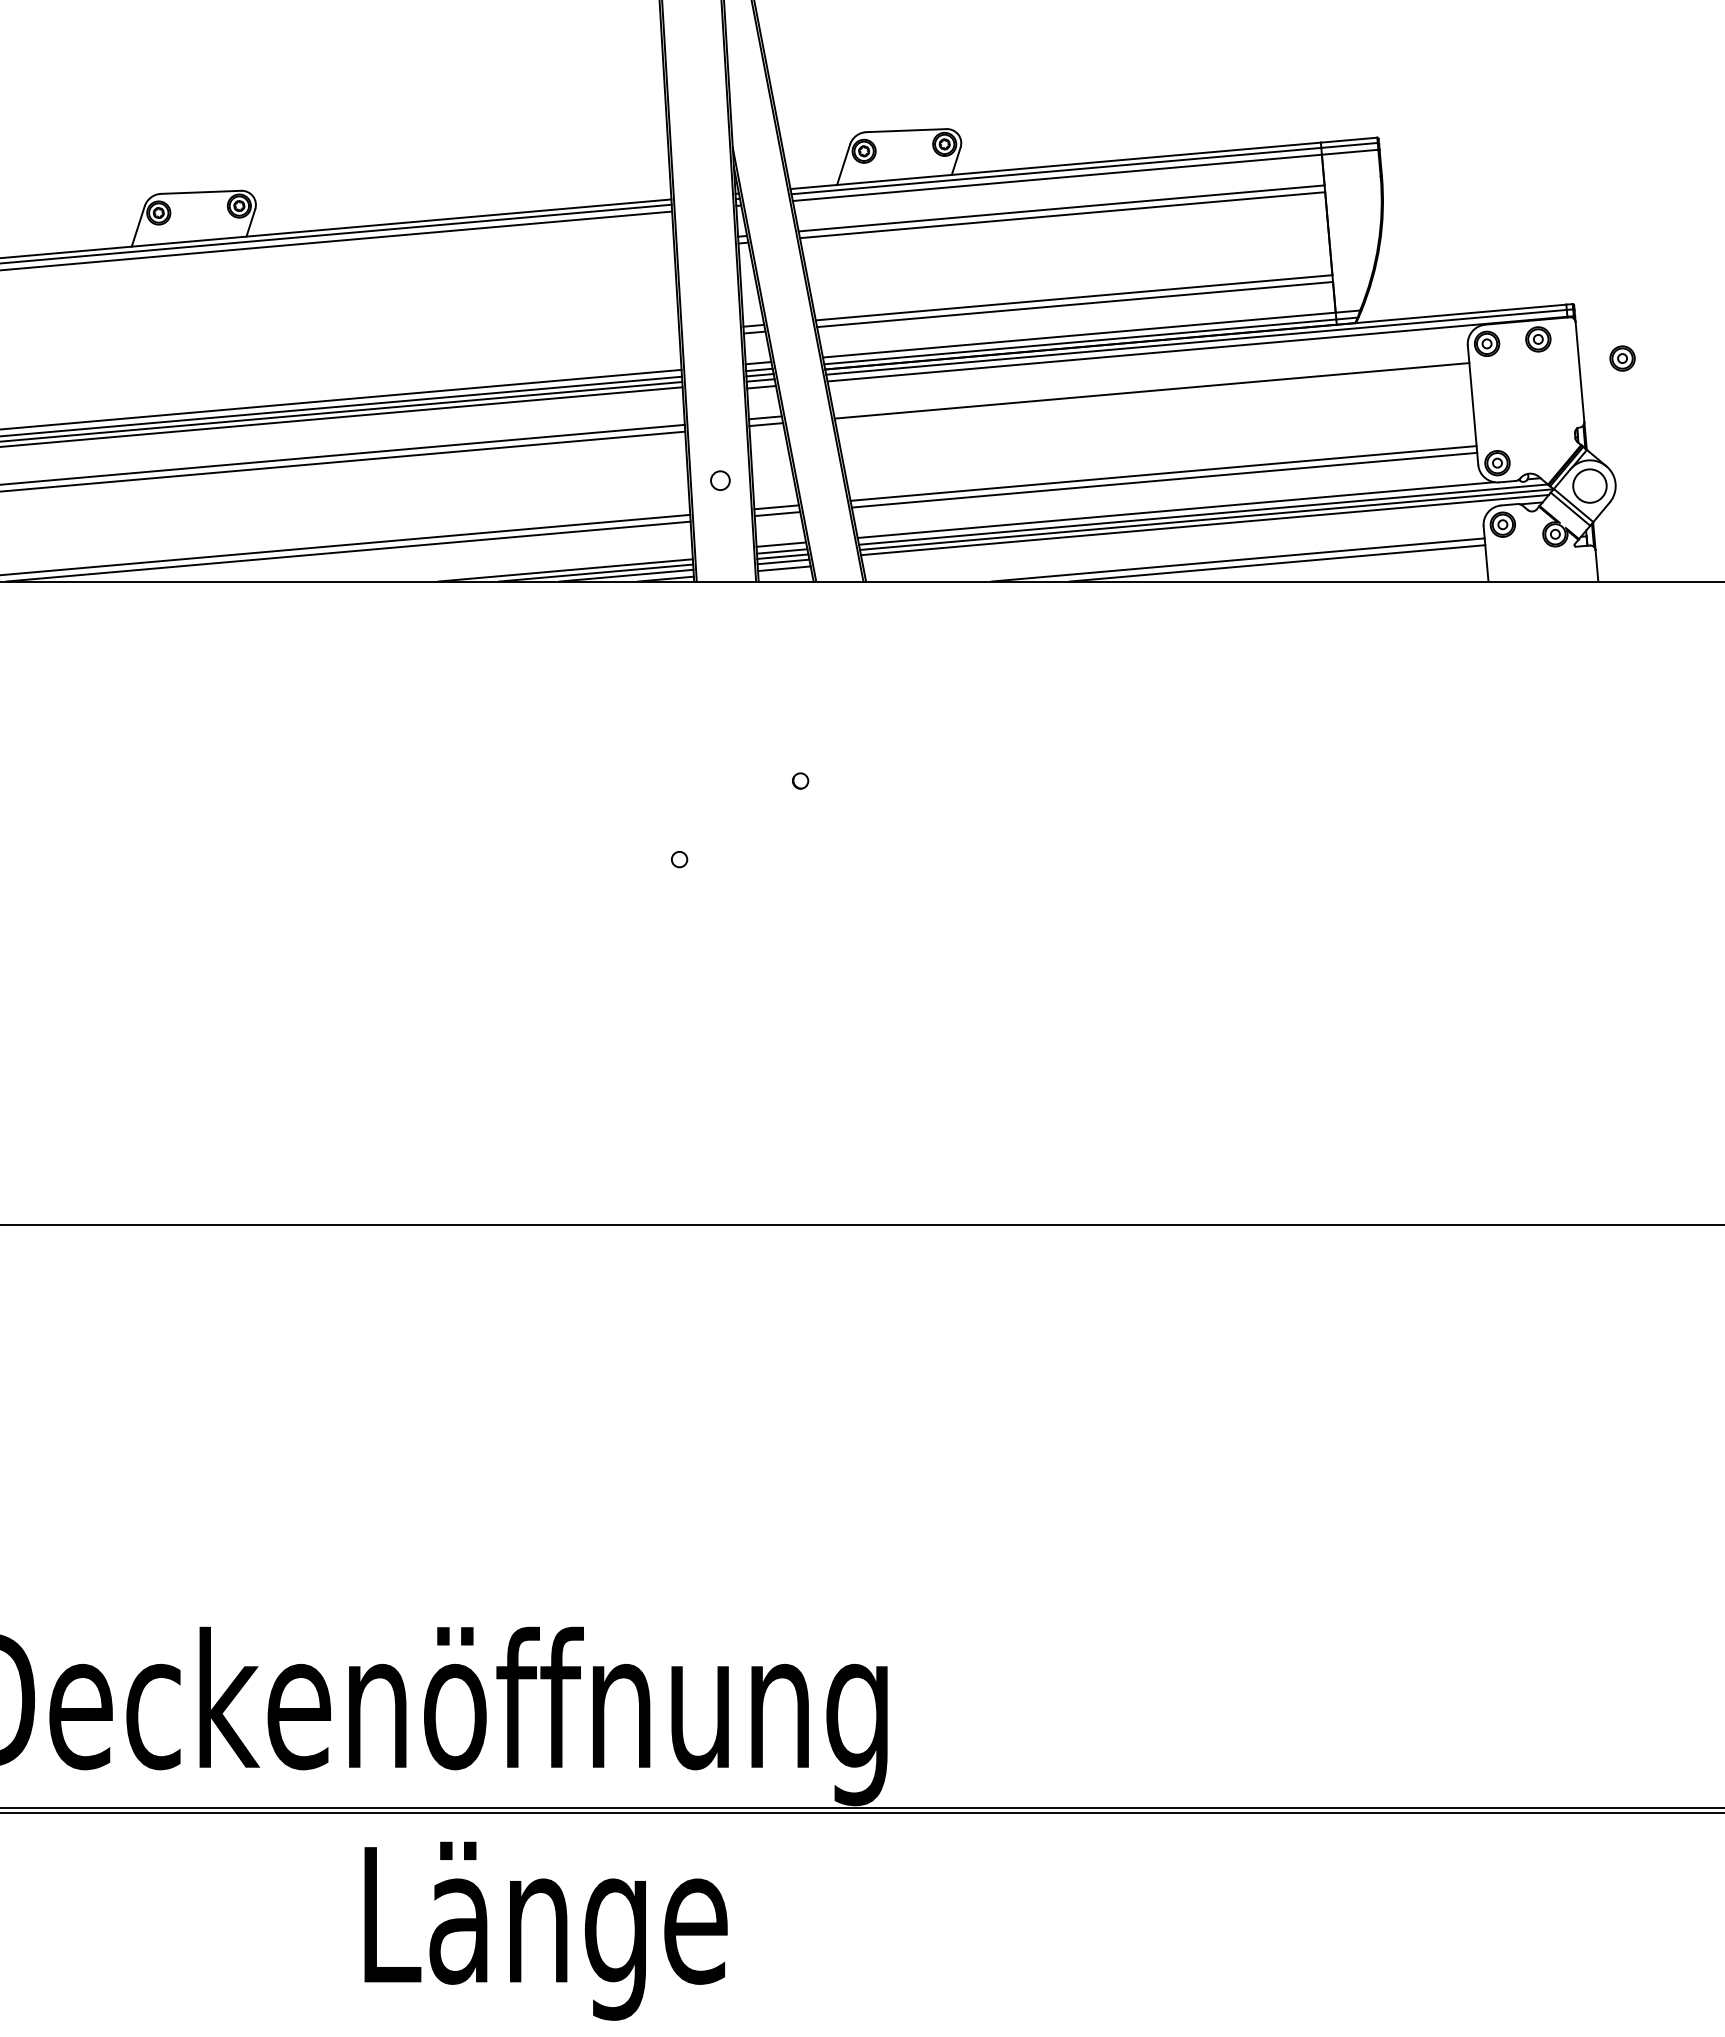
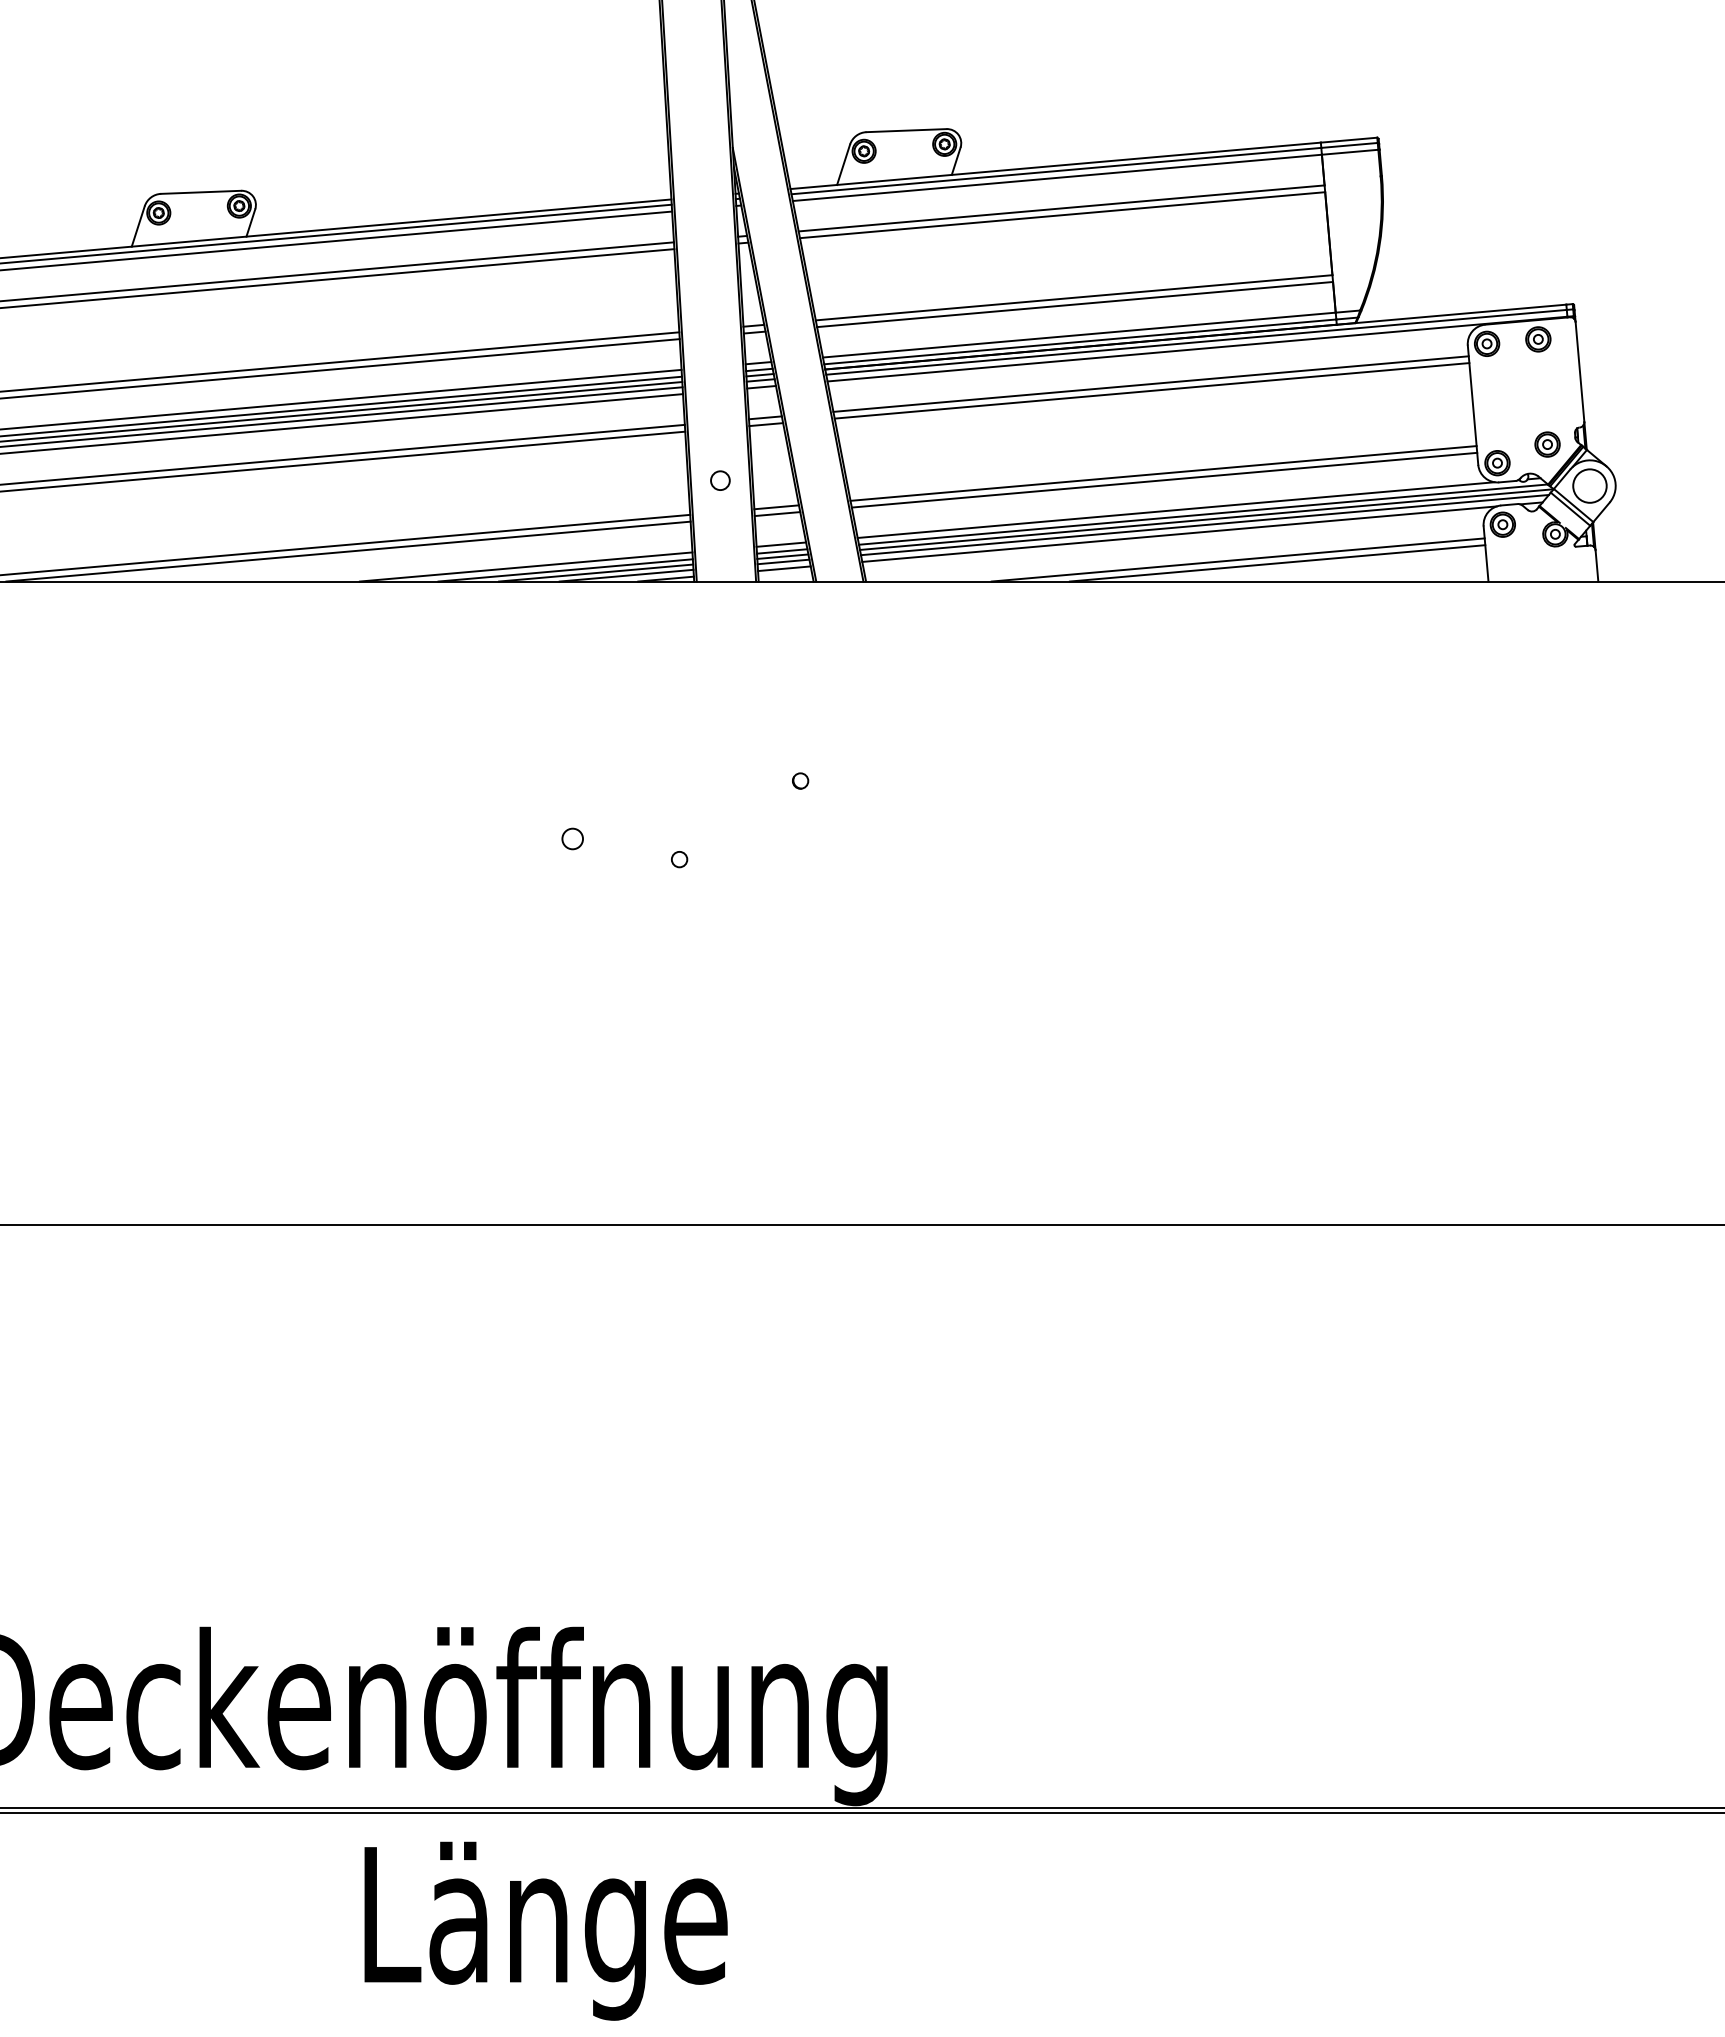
line: none -> present (337, 271)
line: none -> present (338, 278)
part position: (1622, 358) -> (1547, 444) (1547, 444)
line: none -> present (340, 361)
line: none -> present (340, 368)
line: none -> present (1150, 383)
line: none -> present (342, 423)
line: none -> present (1179, 533)
line: none -> present (525, 566)
circle: none -> present (572, 838)
